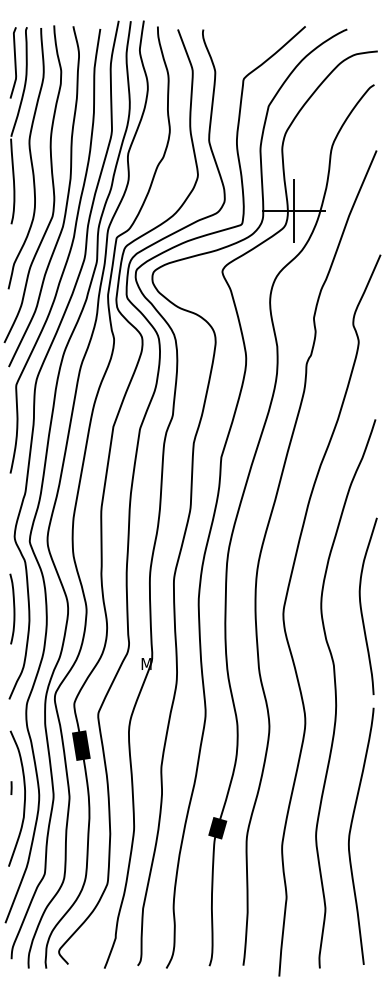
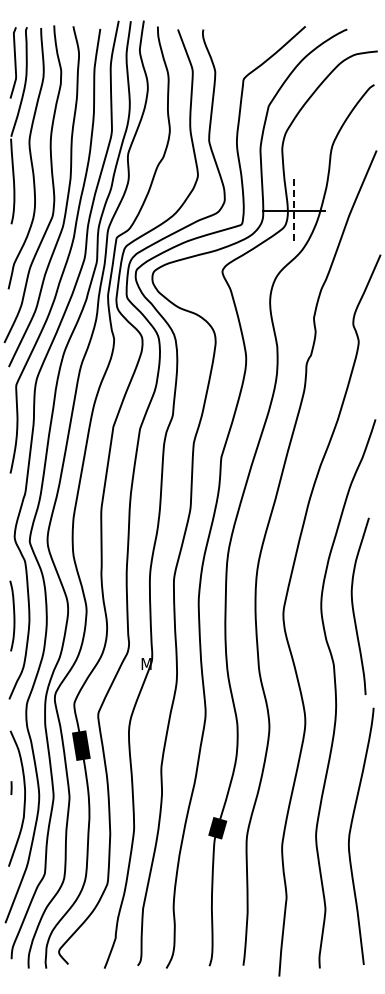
line: solid -> dashed (294, 211)
curve position: (361, 606) -> (353, 606) (353, 606)
curve position: (13, 608) -> (13, 615) (13, 615)
